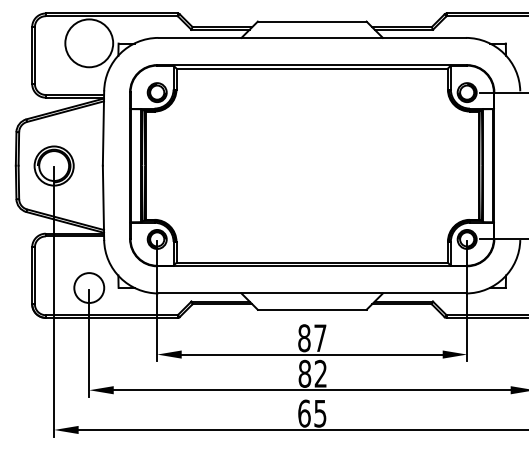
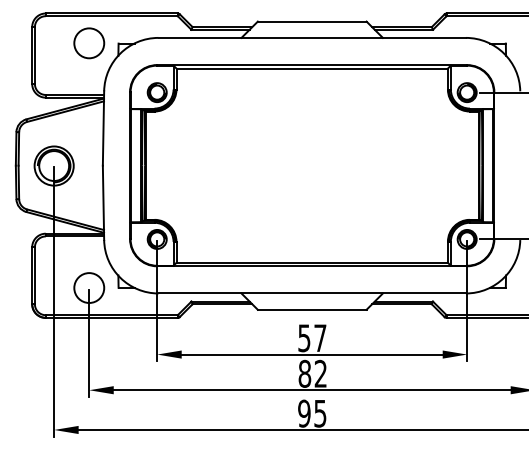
circle diameter: 48 px -> 30 px (89, 43)
text: 87 -> 57 (304, 338)
text: 65 -> 95 (304, 413)
